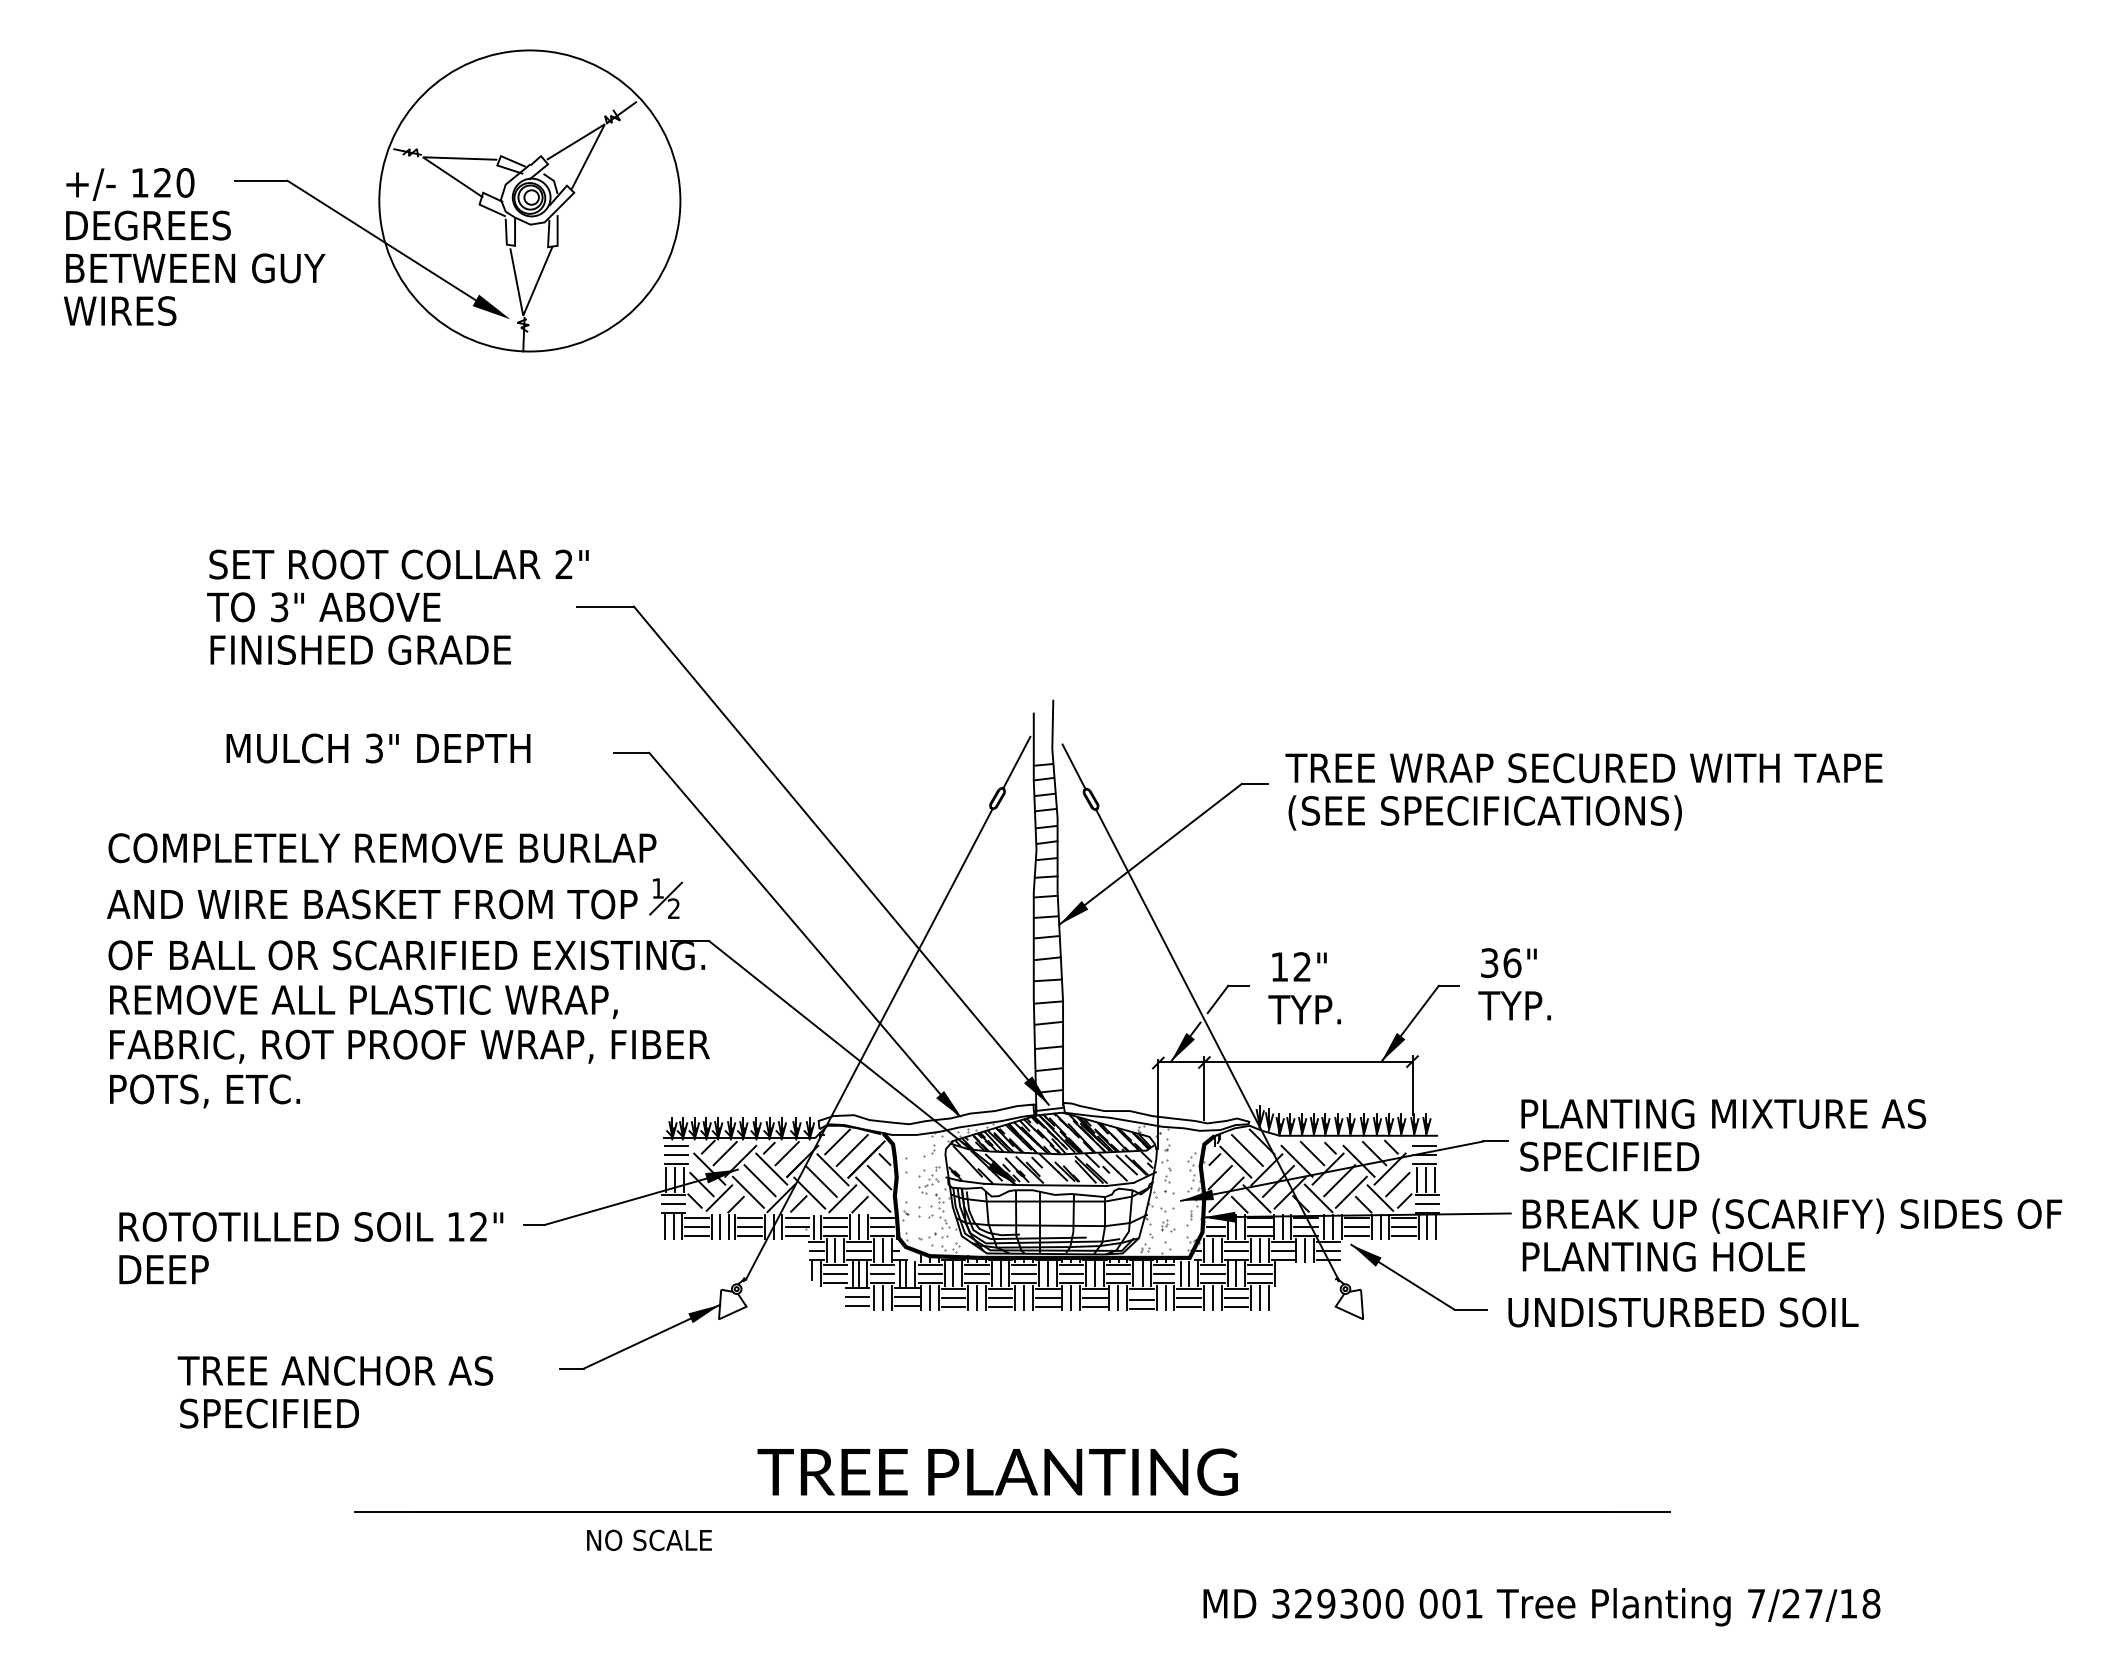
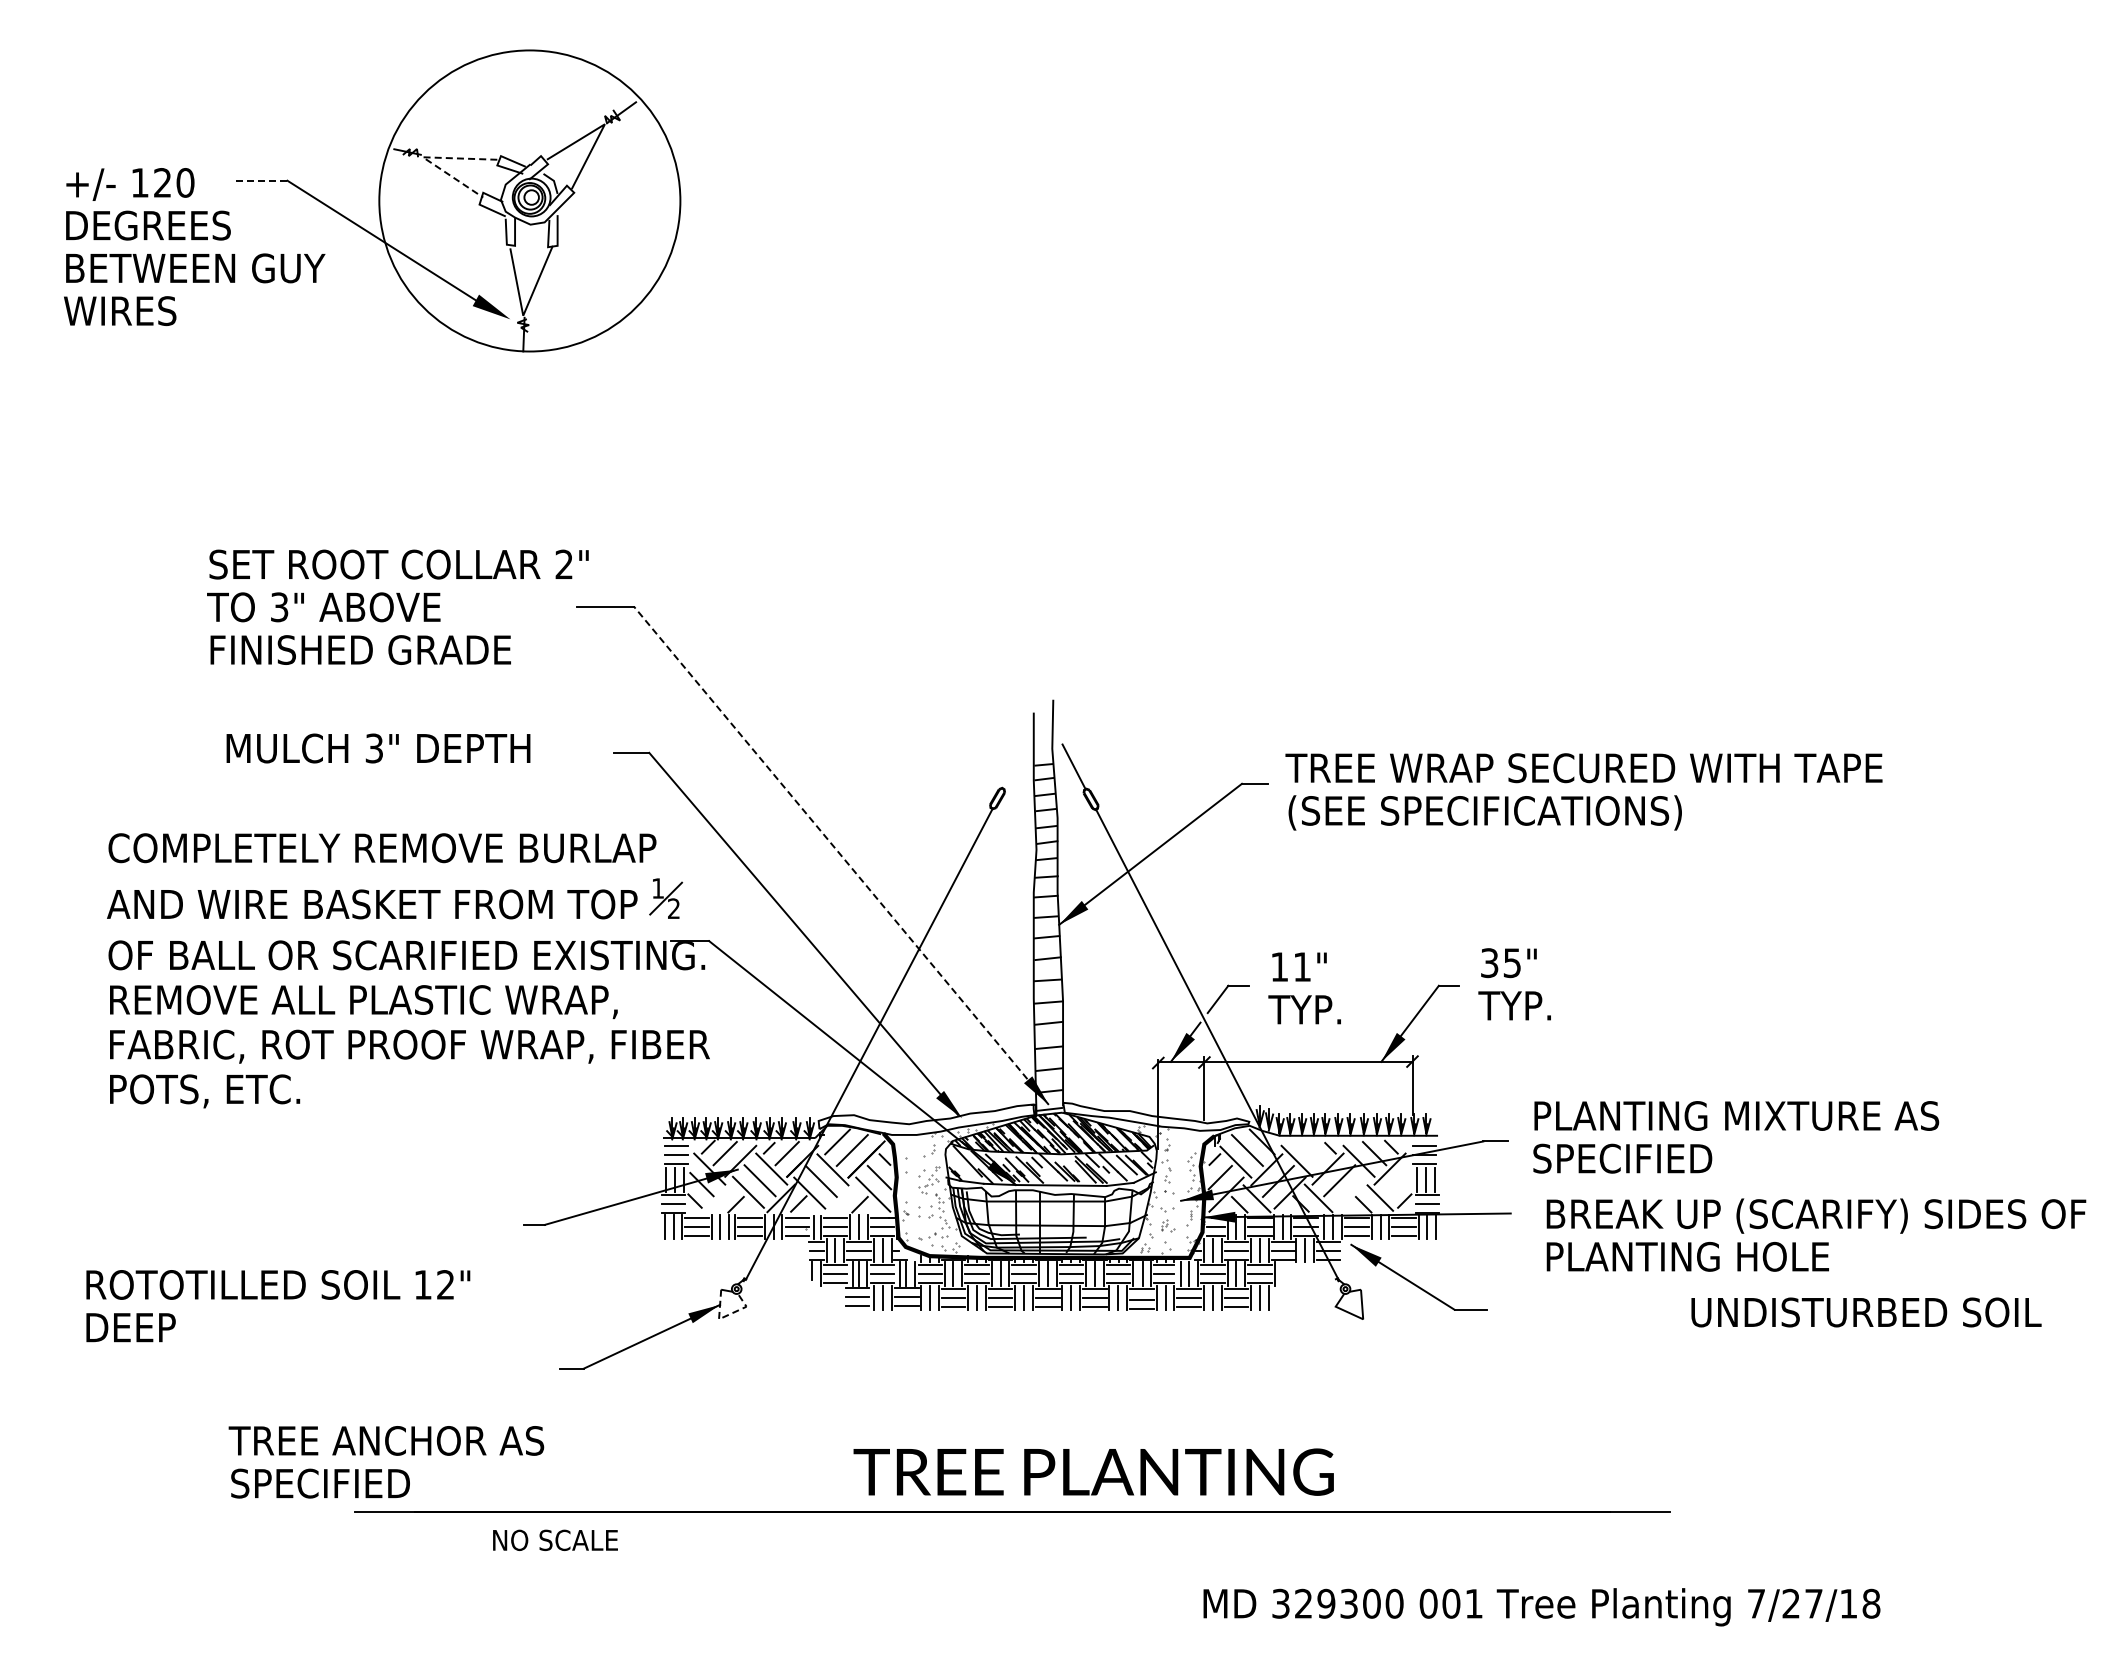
line: solid -> dashed (422, 157)
line: solid -> dashed (260, 180)
line: present -> none (1016, 762)
line: solid -> dashed (841, 855)
text: 36" -> 35" (1512, 963)
text: 12" -> 11" (1301, 966)
text position: (1723, 1135) -> (1736, 1137) (1736, 1137)
line: present -> none (1312, 1153)
line: present -> none (1397, 1184)
line: present -> none (1350, 1191)
line: present -> none (719, 1197)
line: present -> none (842, 1198)
text position: (1792, 1234) -> (1816, 1234) (1816, 1234)
text position: (311, 1248) -> (278, 1306) (278, 1306)
text position: (1683, 1312) -> (1866, 1312) (1866, 1312)
line: solid -> dashed (727, 1315)
text position: (335, 1392) -> (386, 1462) (386, 1462)
text position: (997, 1471) -> (1093, 1471) (1093, 1471)
text position: (649, 1539) -> (555, 1539) (555, 1539)
